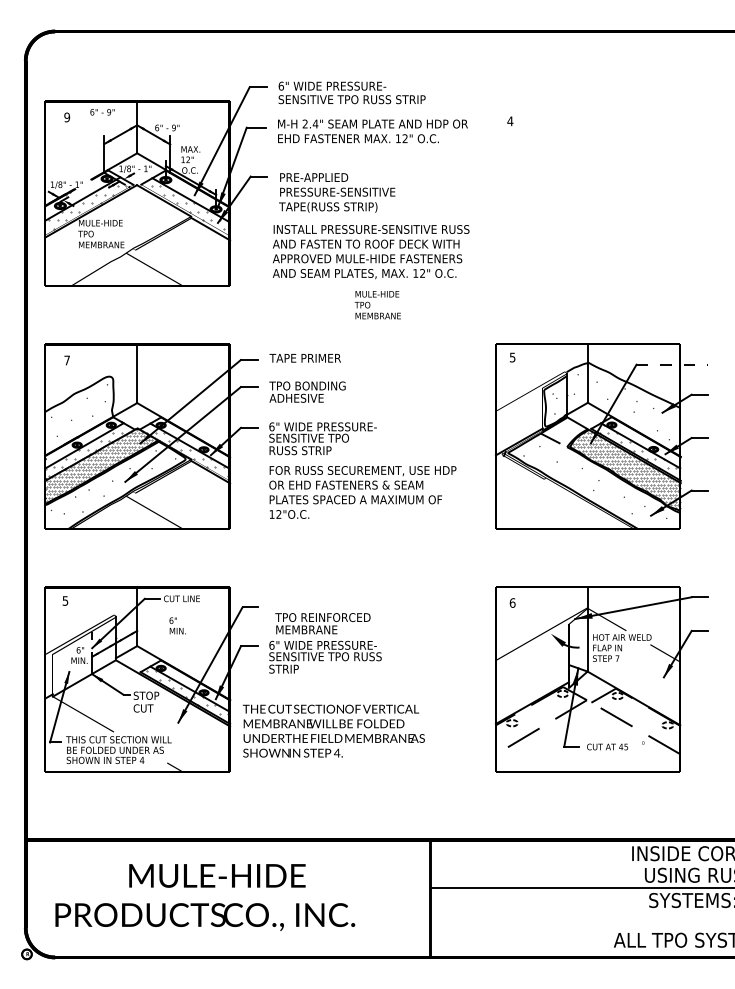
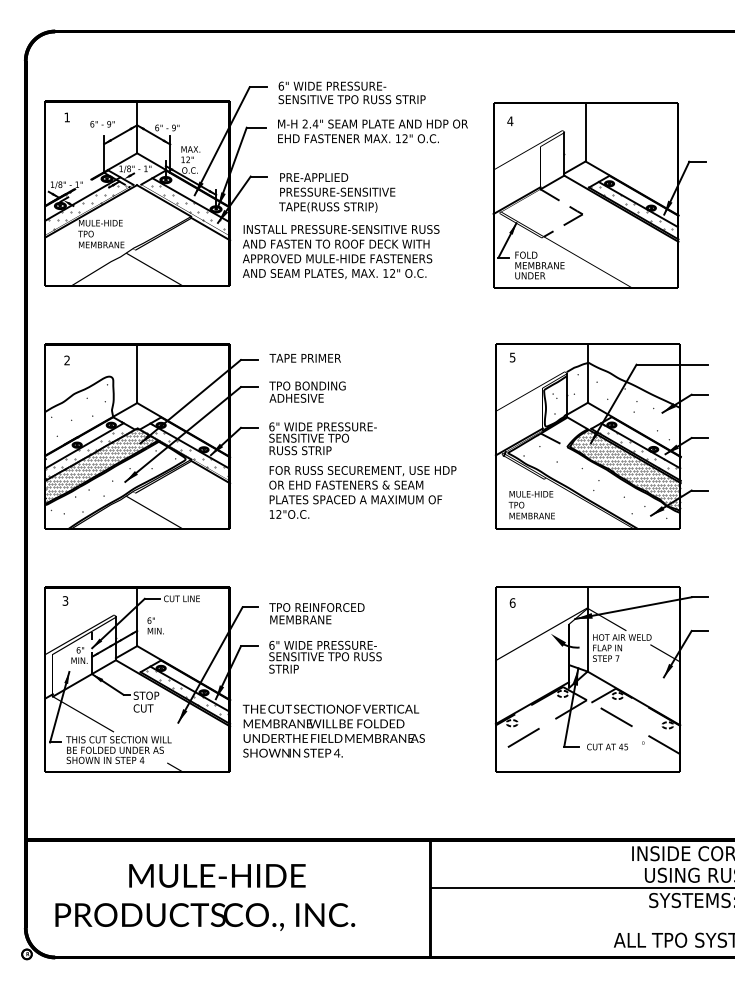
text position: (102, 112) -> (102, 124) (102, 124)
text: 9 -> 1 (67, 117)
part: none -> present (599, 195)
text position: (370, 252) -> (340, 252) (340, 252)
text position: (377, 305) -> (531, 505) (531, 505)
text: 7 -> 2 (66, 360)
line: dashed -> solid (672, 364)
text: 5 -> 3 (65, 600)
text position: (322, 623) -> (316, 613) (316, 613)
text position: (177, 625) -> (155, 625) (155, 625)
